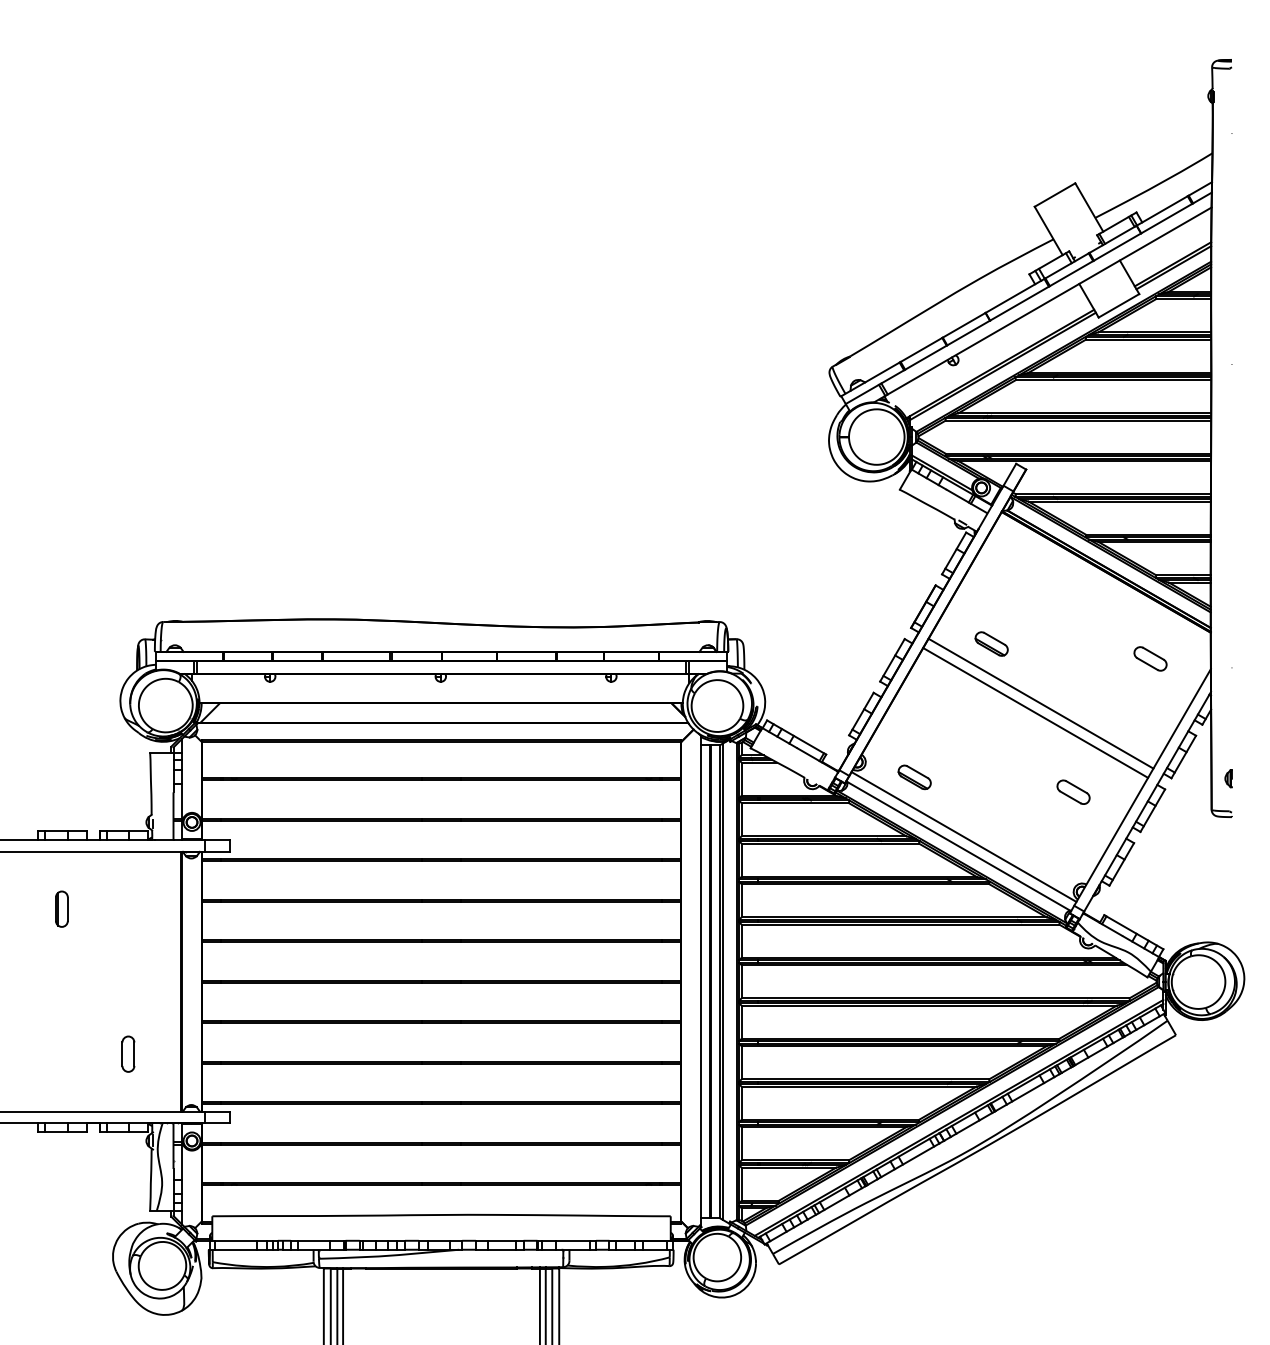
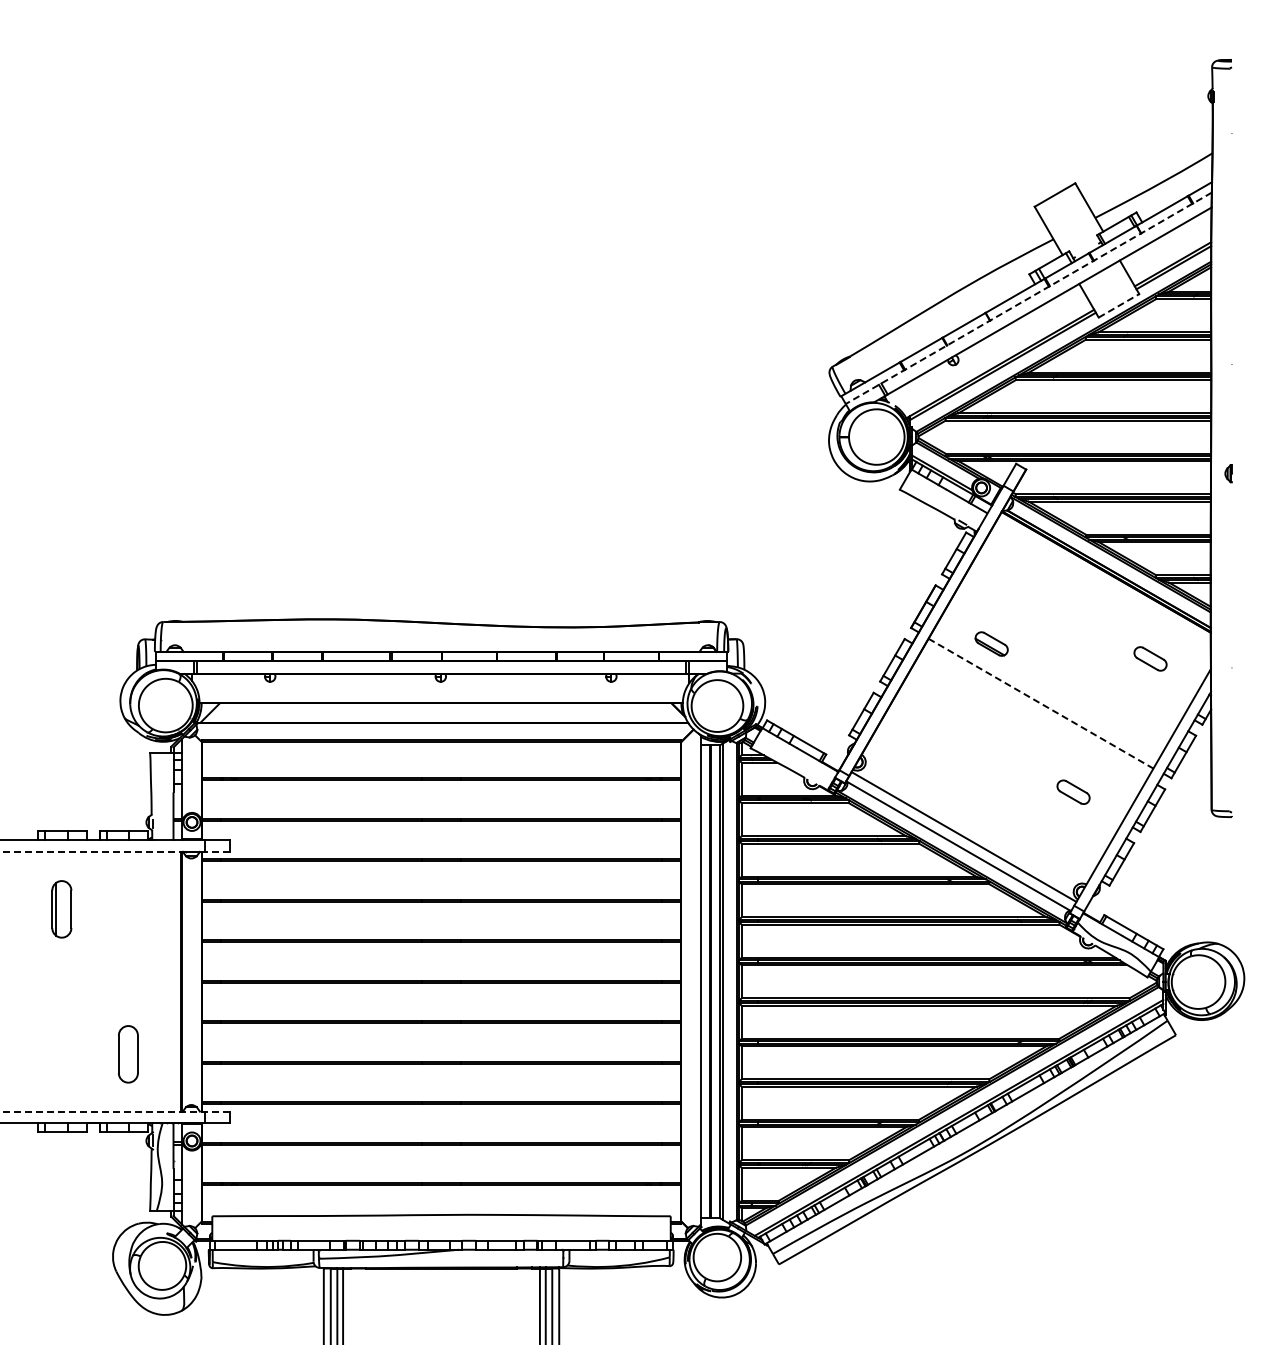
line: solid -> dashed (1028, 298)
line: solid -> dashed (1119, 305)
line: solid -> dashed (1041, 703)
line: present -> none (1035, 712)
part: present -> none (914, 777)
part position: (1228, 778) -> (1228, 473) (1228, 473)
line: solid -> dashed (115, 851)
part size: 14x38 px -> 22x59 px (61, 909)
part size: 15x38 px -> 21x59 px (128, 1054)
line: solid -> dashed (115, 1111)
